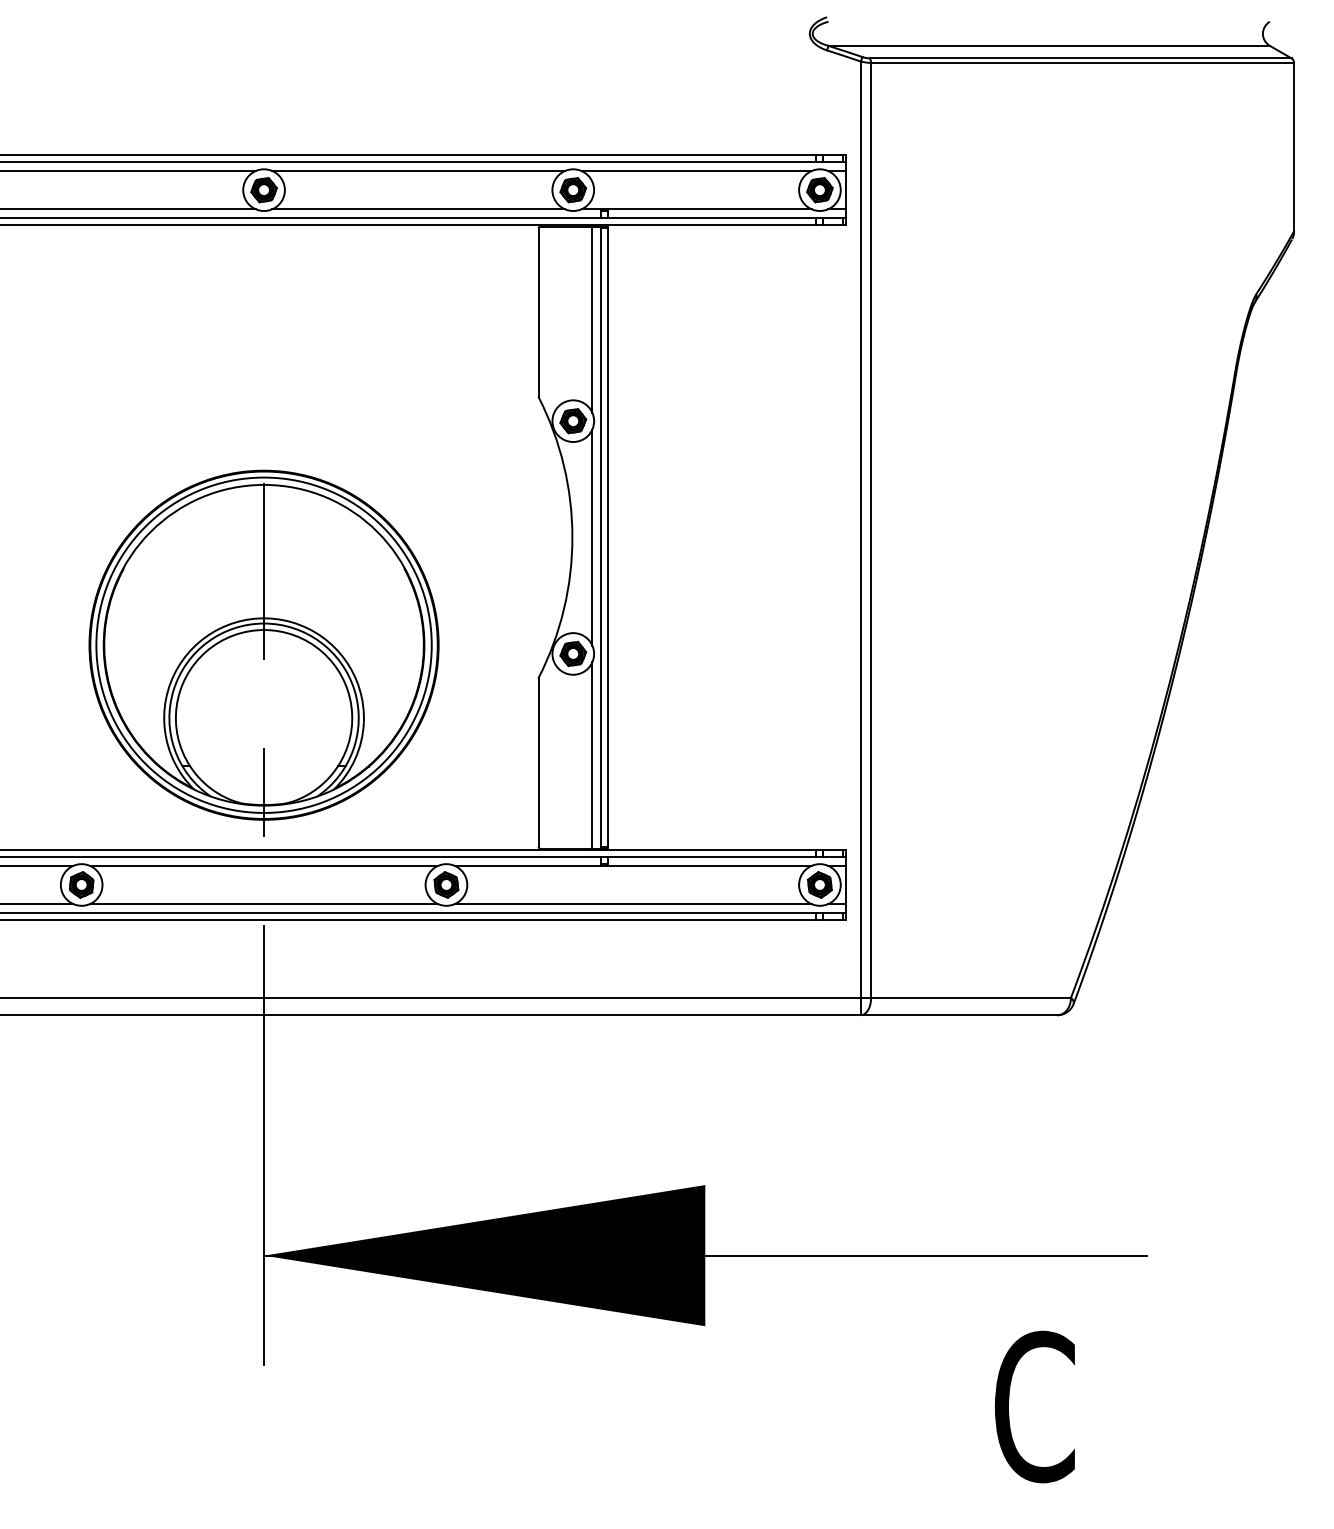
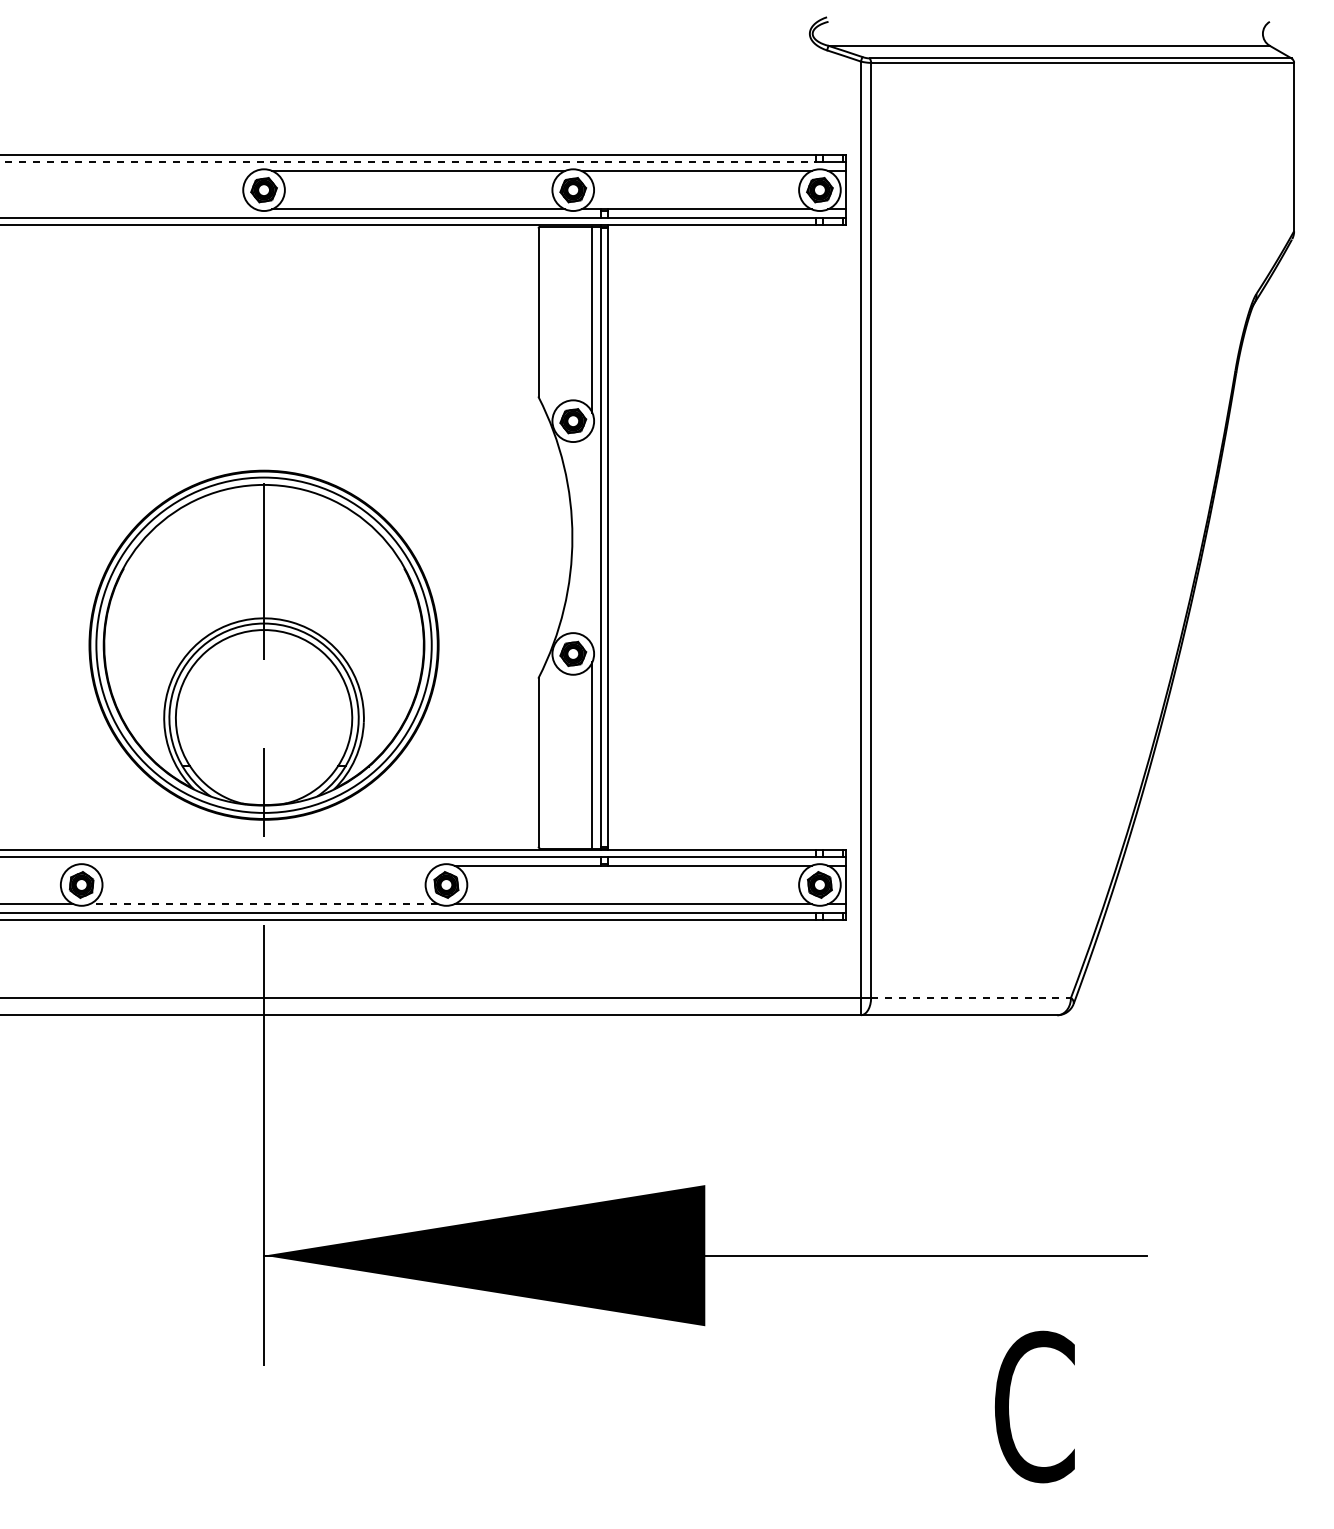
line: solid -> dashed (407, 162)
line: present -> none (128, 171)
line: present -> none (128, 209)
line: present -> none (592, 537)
line: present -> none (37, 865)
line: present -> none (264, 865)
line: solid -> dashed (263, 904)
line: solid -> dashed (971, 997)
